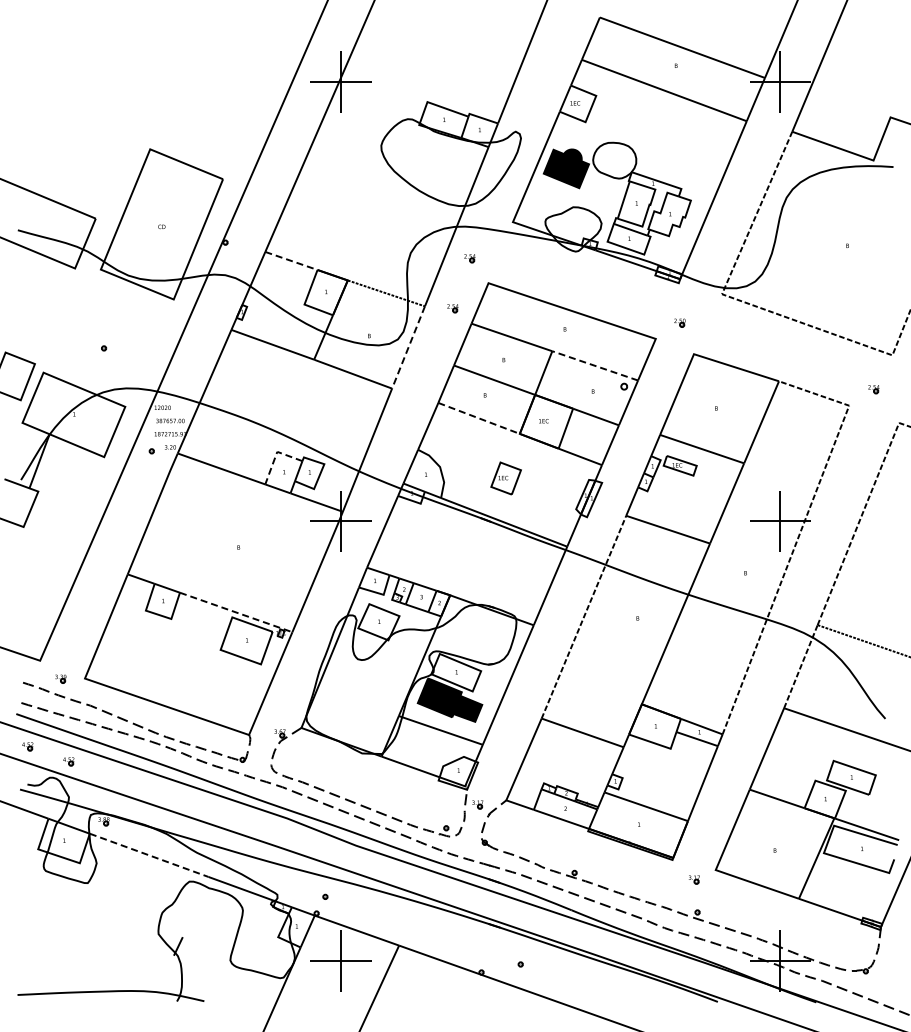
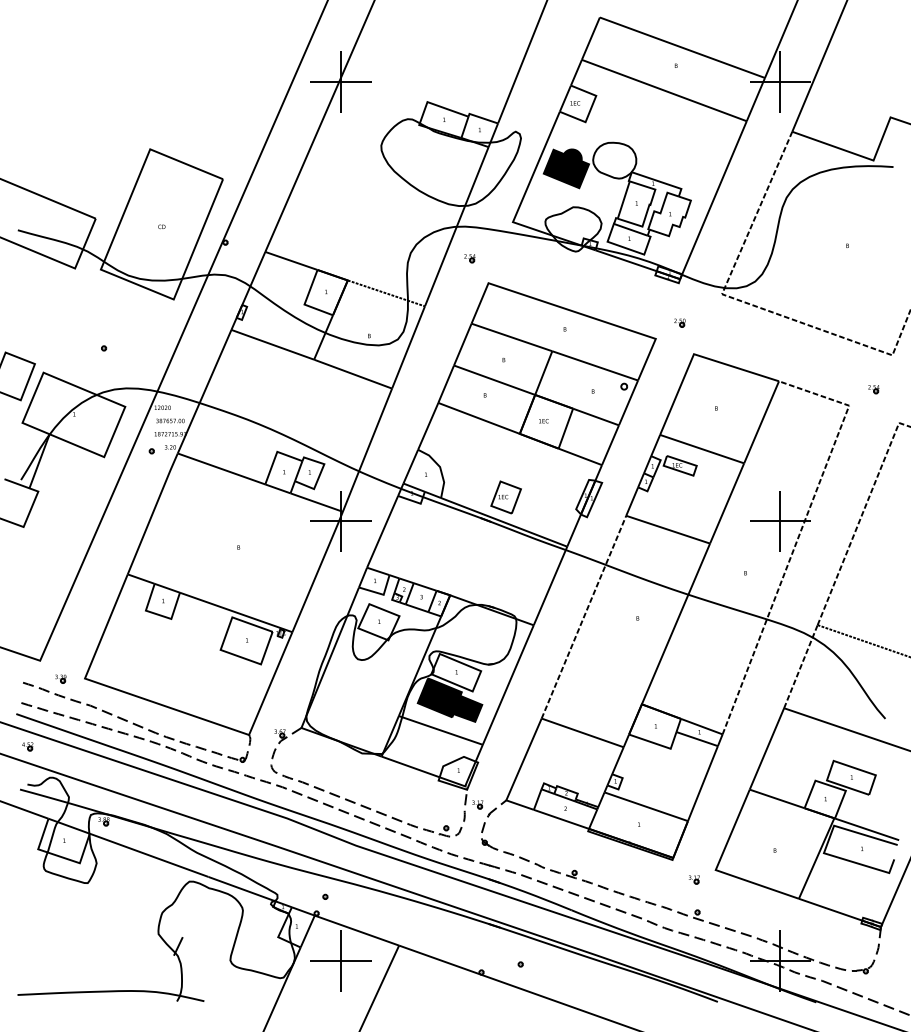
line: dashed -> solid (291, 260)
part: present -> none (452, 308)
line: dashed -> solid (408, 347)
line: dashed -> solid (594, 365)
line: dashed -> solid (479, 418)
line: dashed -> solid (275, 455)
part position: (505, 478) -> (505, 497) (505, 497)
line: dashed -> solid (236, 612)
part: present -> none (68, 761)
line: dashed -> solid (149, 855)
